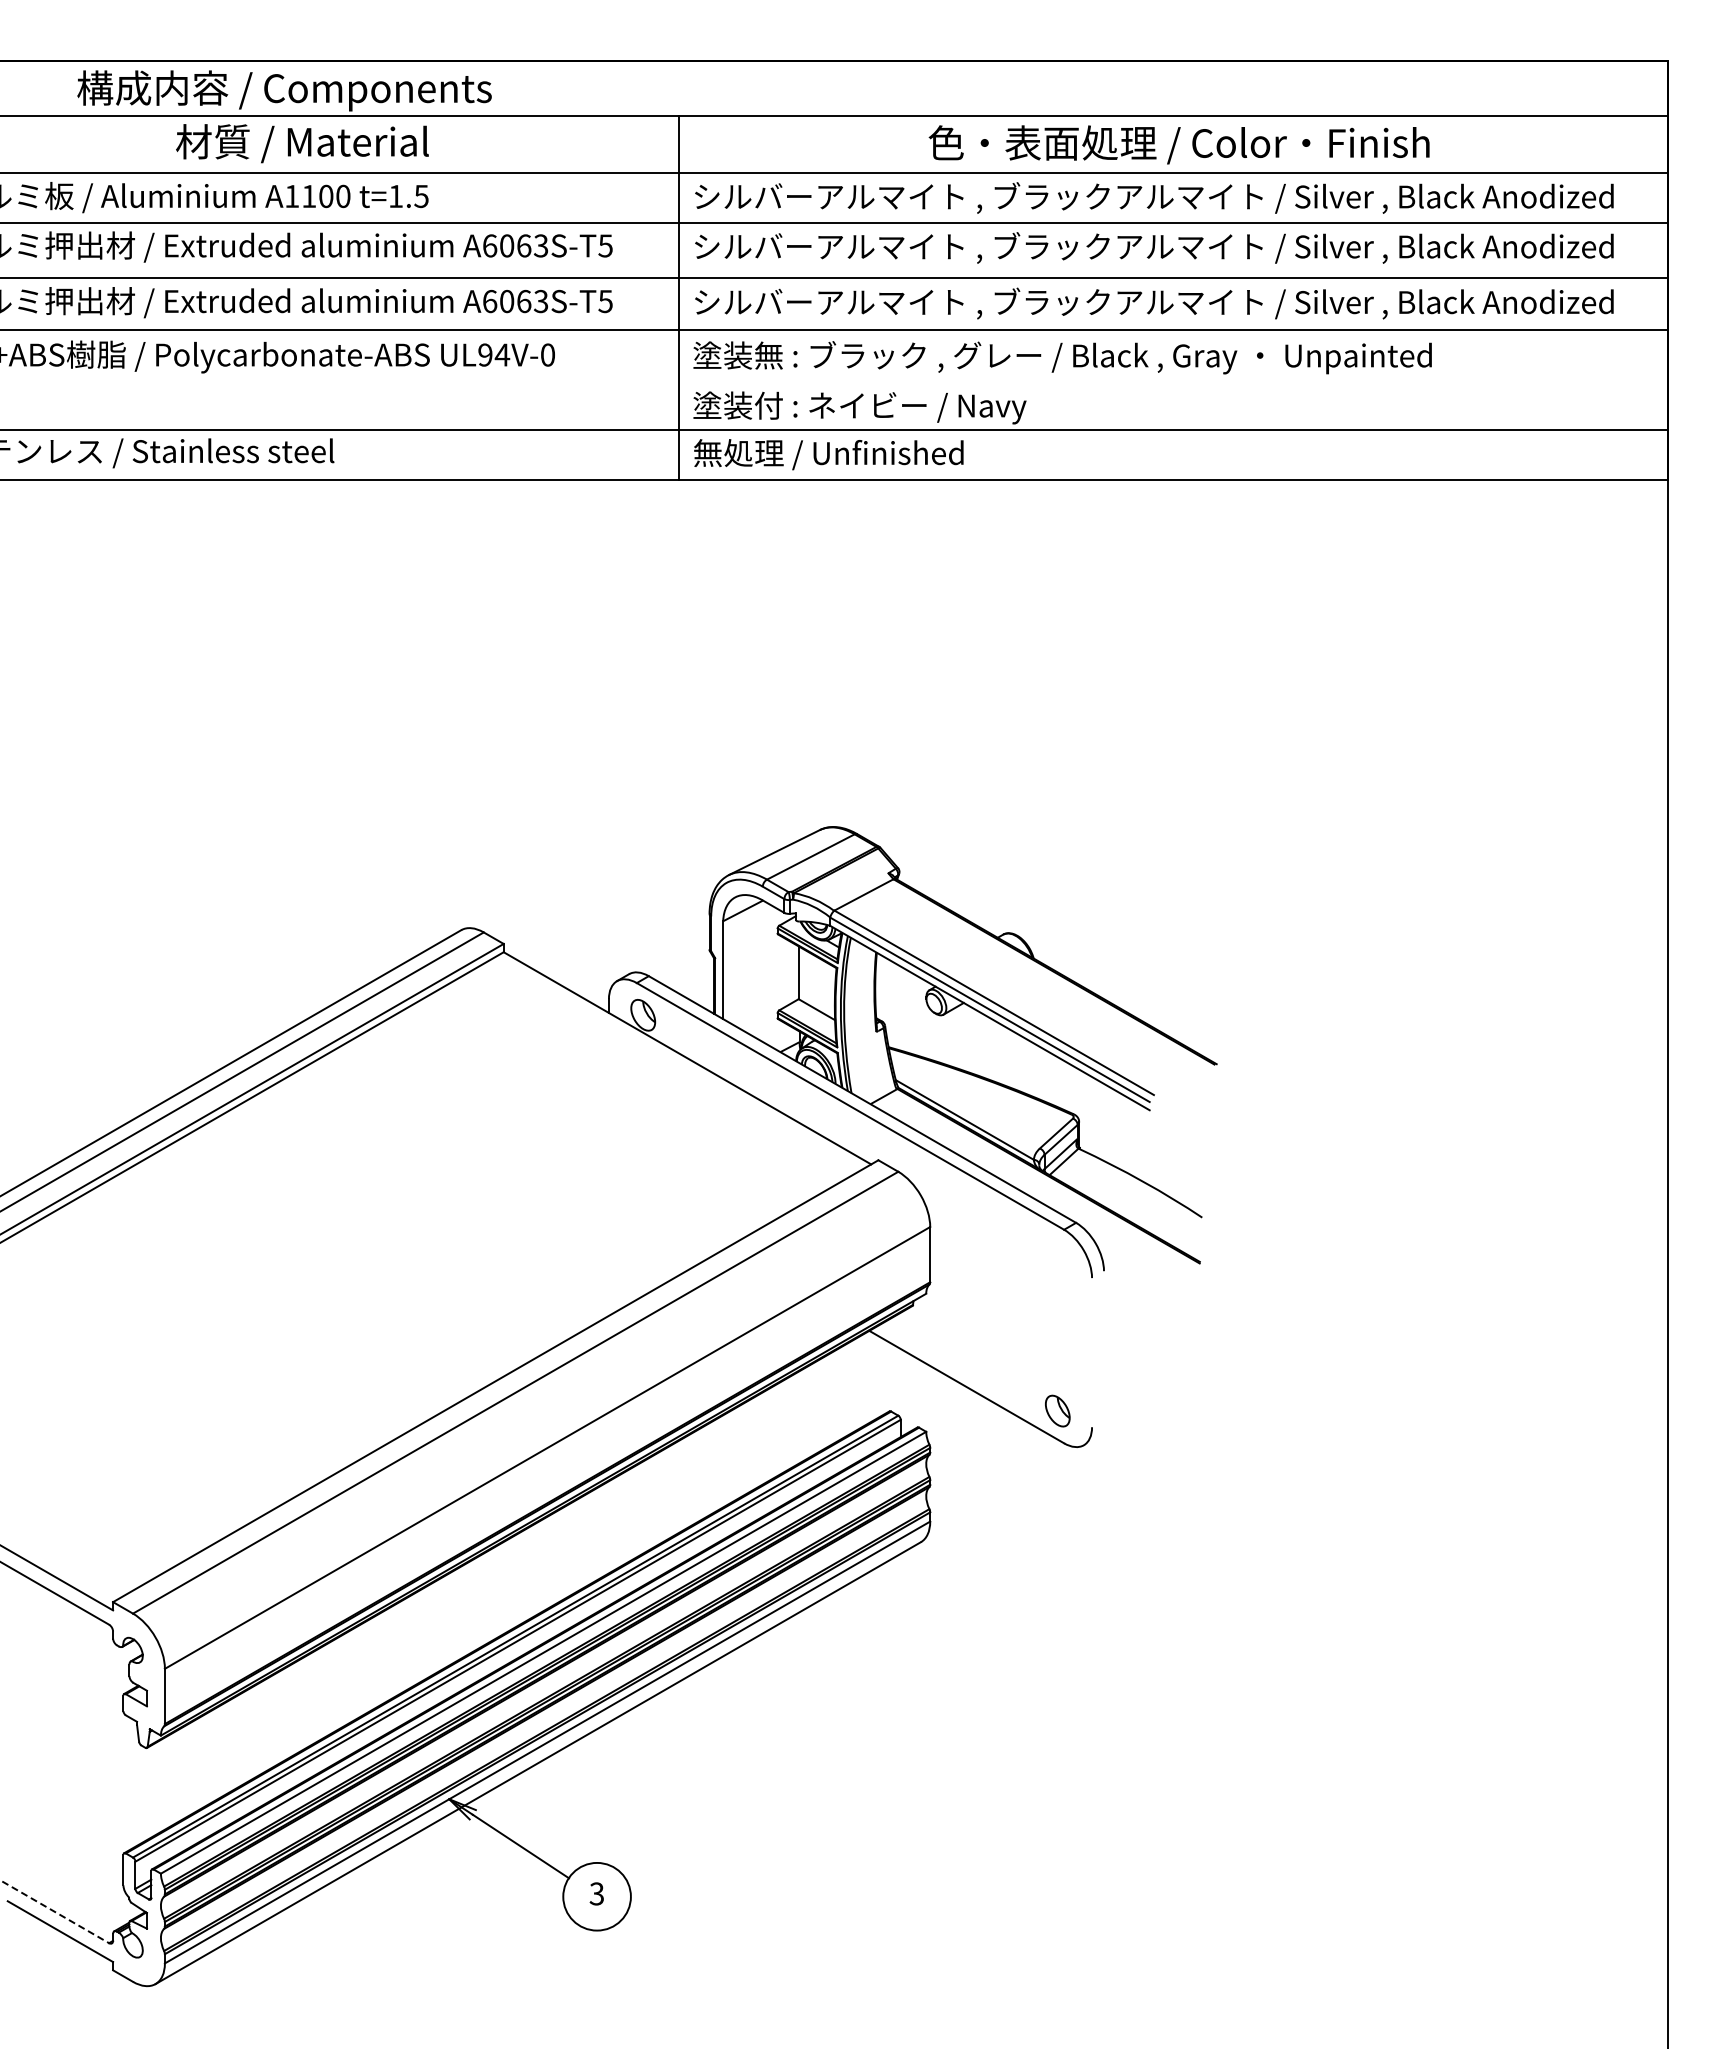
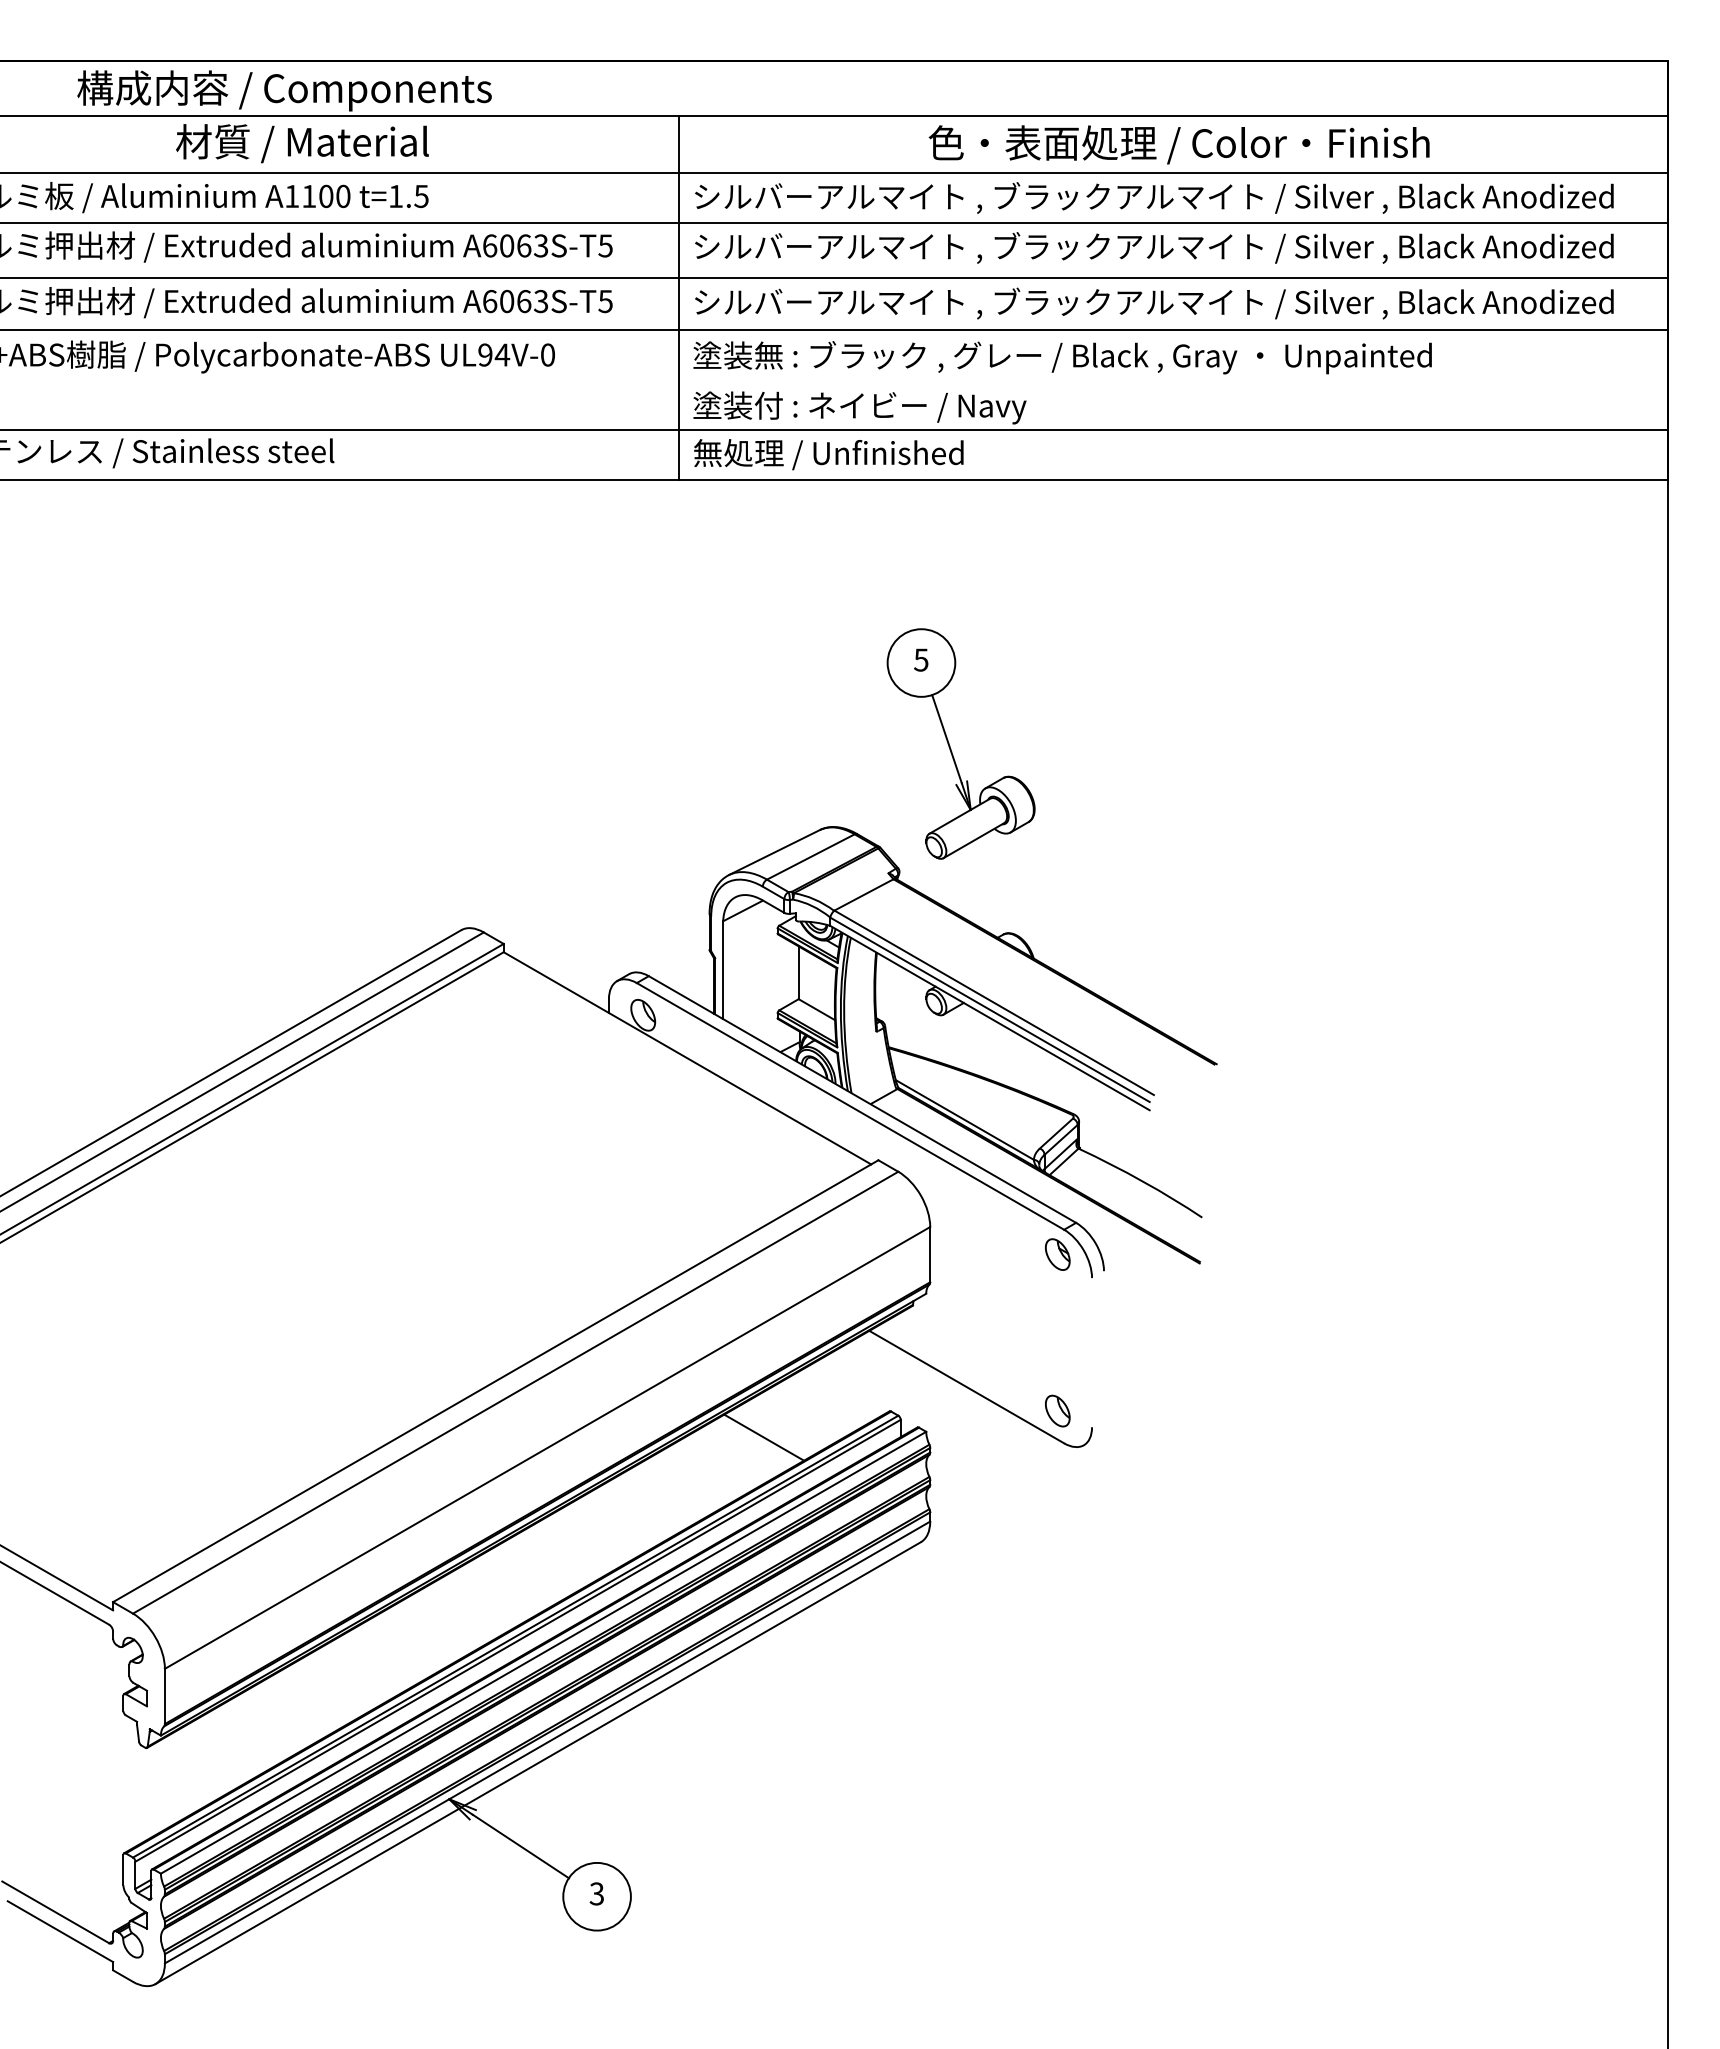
part: none -> present (950, 745)
part: none -> present (1057, 1254)
line: none -> present (764, 1437)
line: dashed -> solid (55, 1912)
